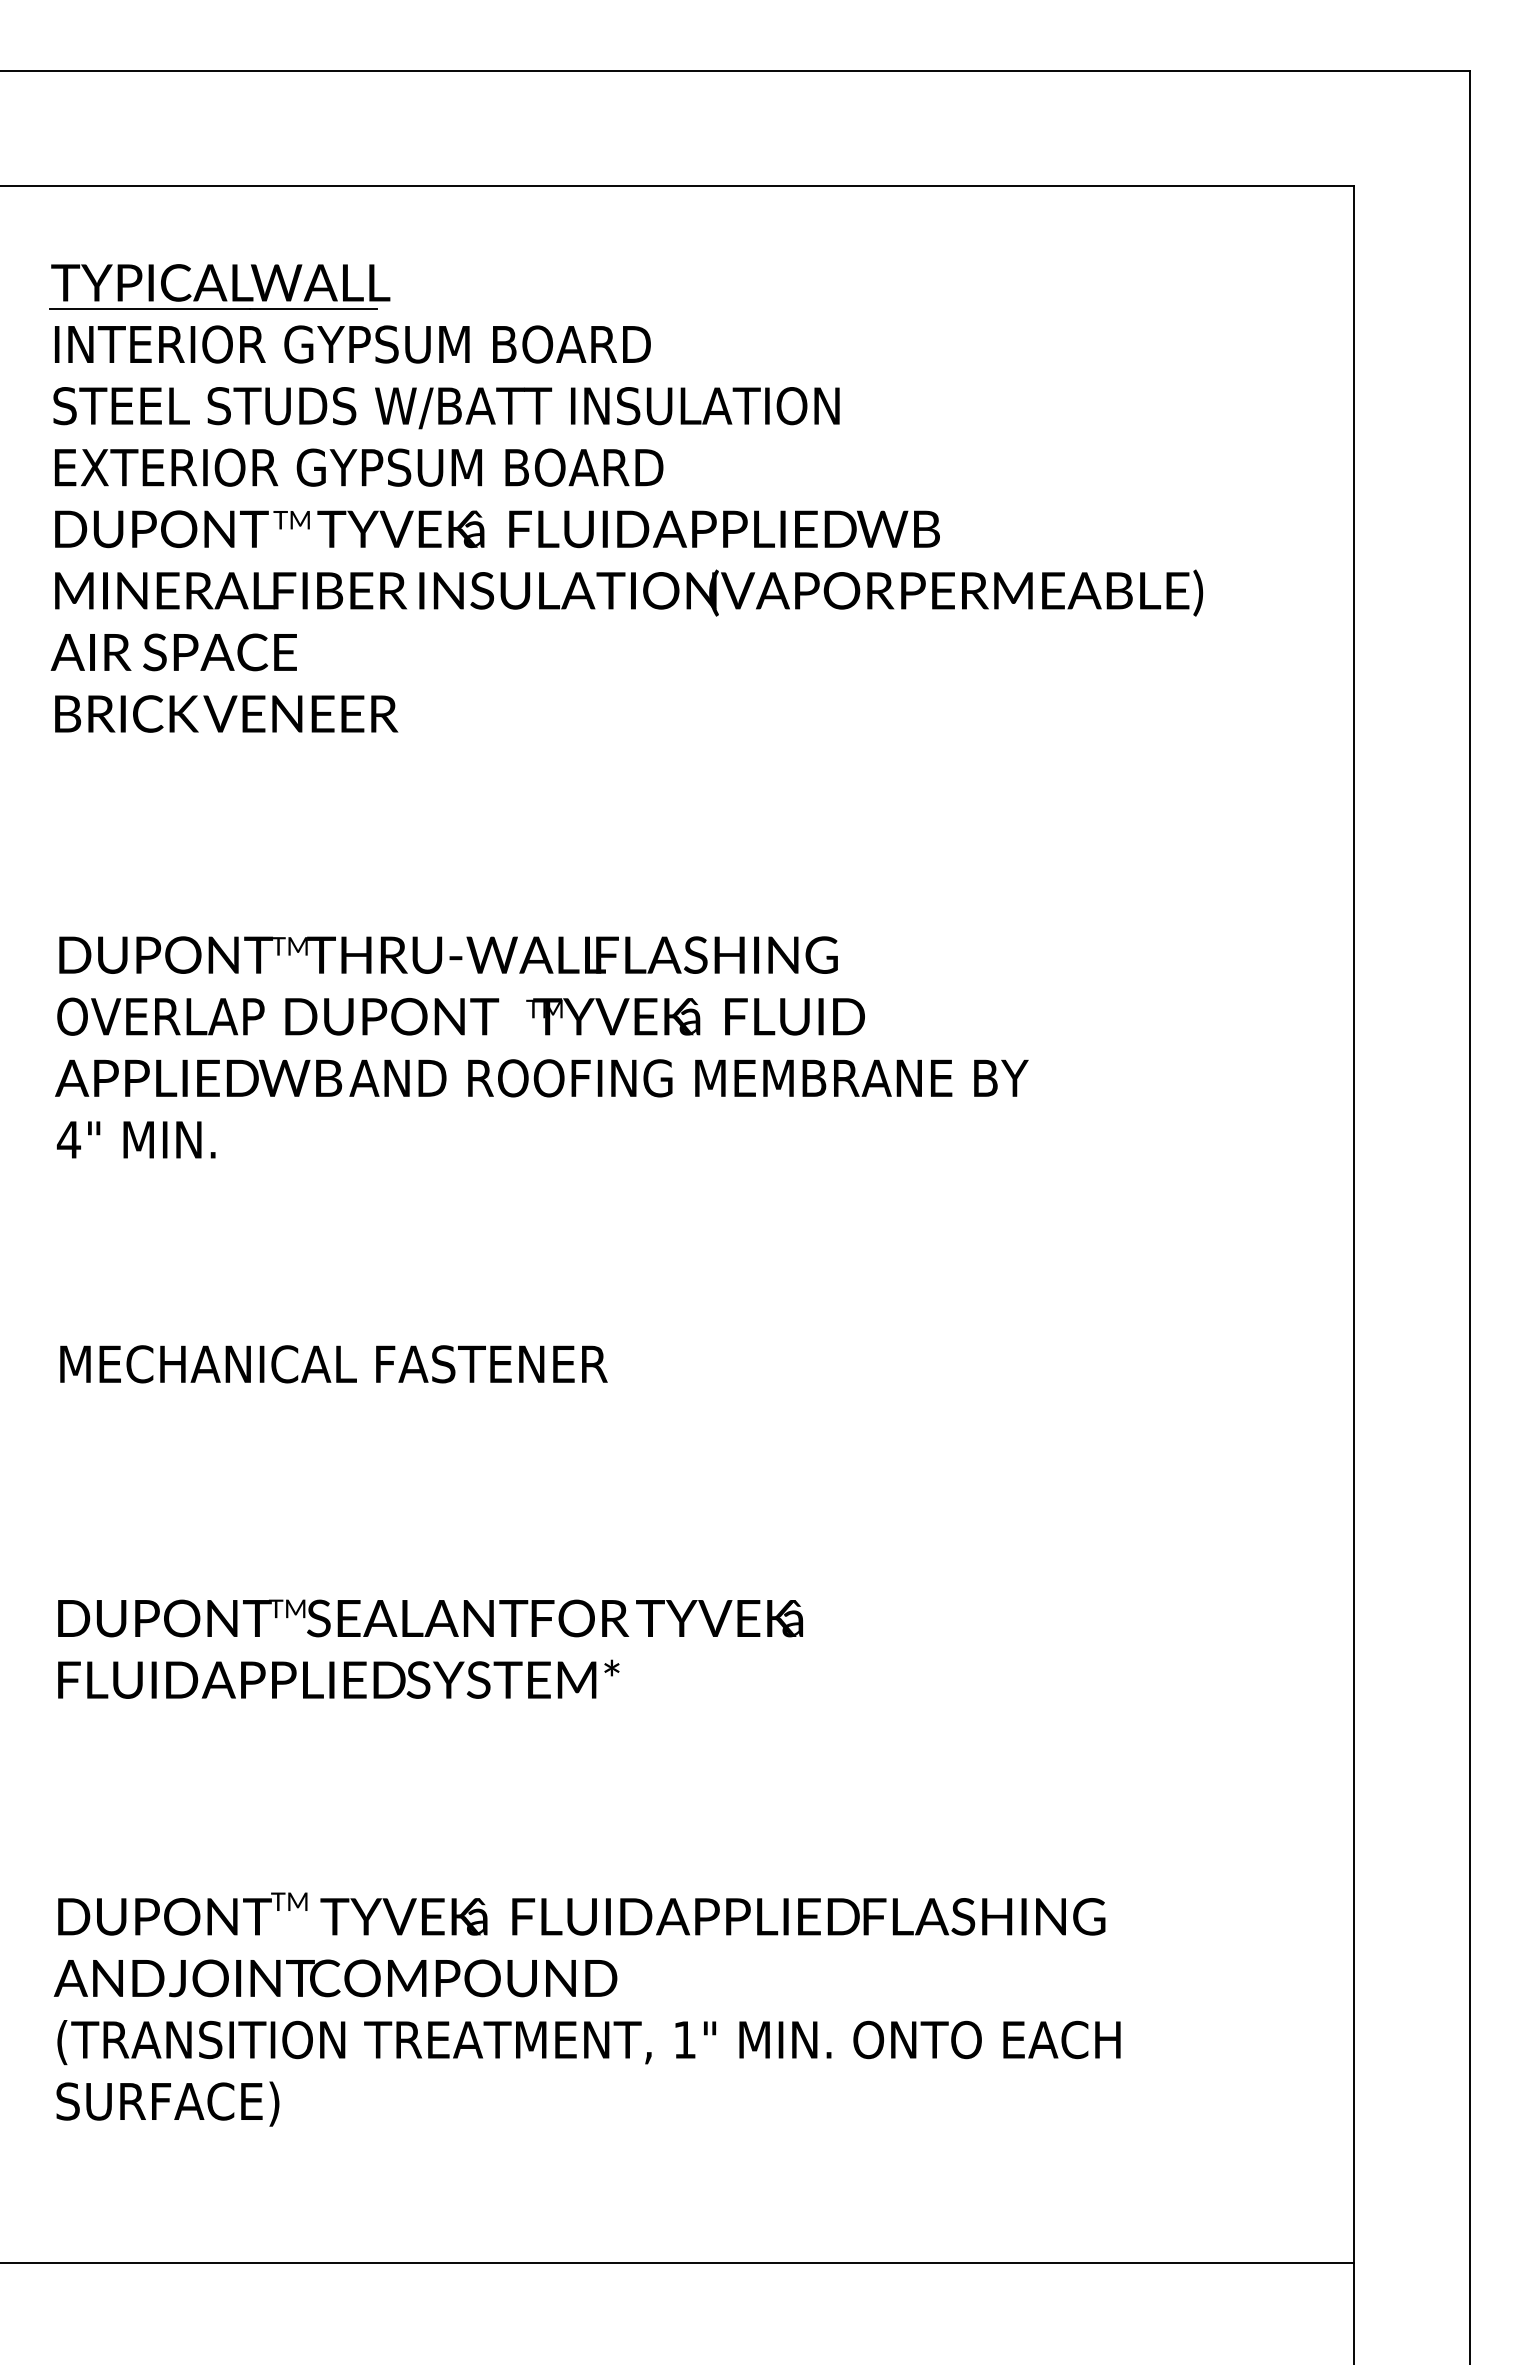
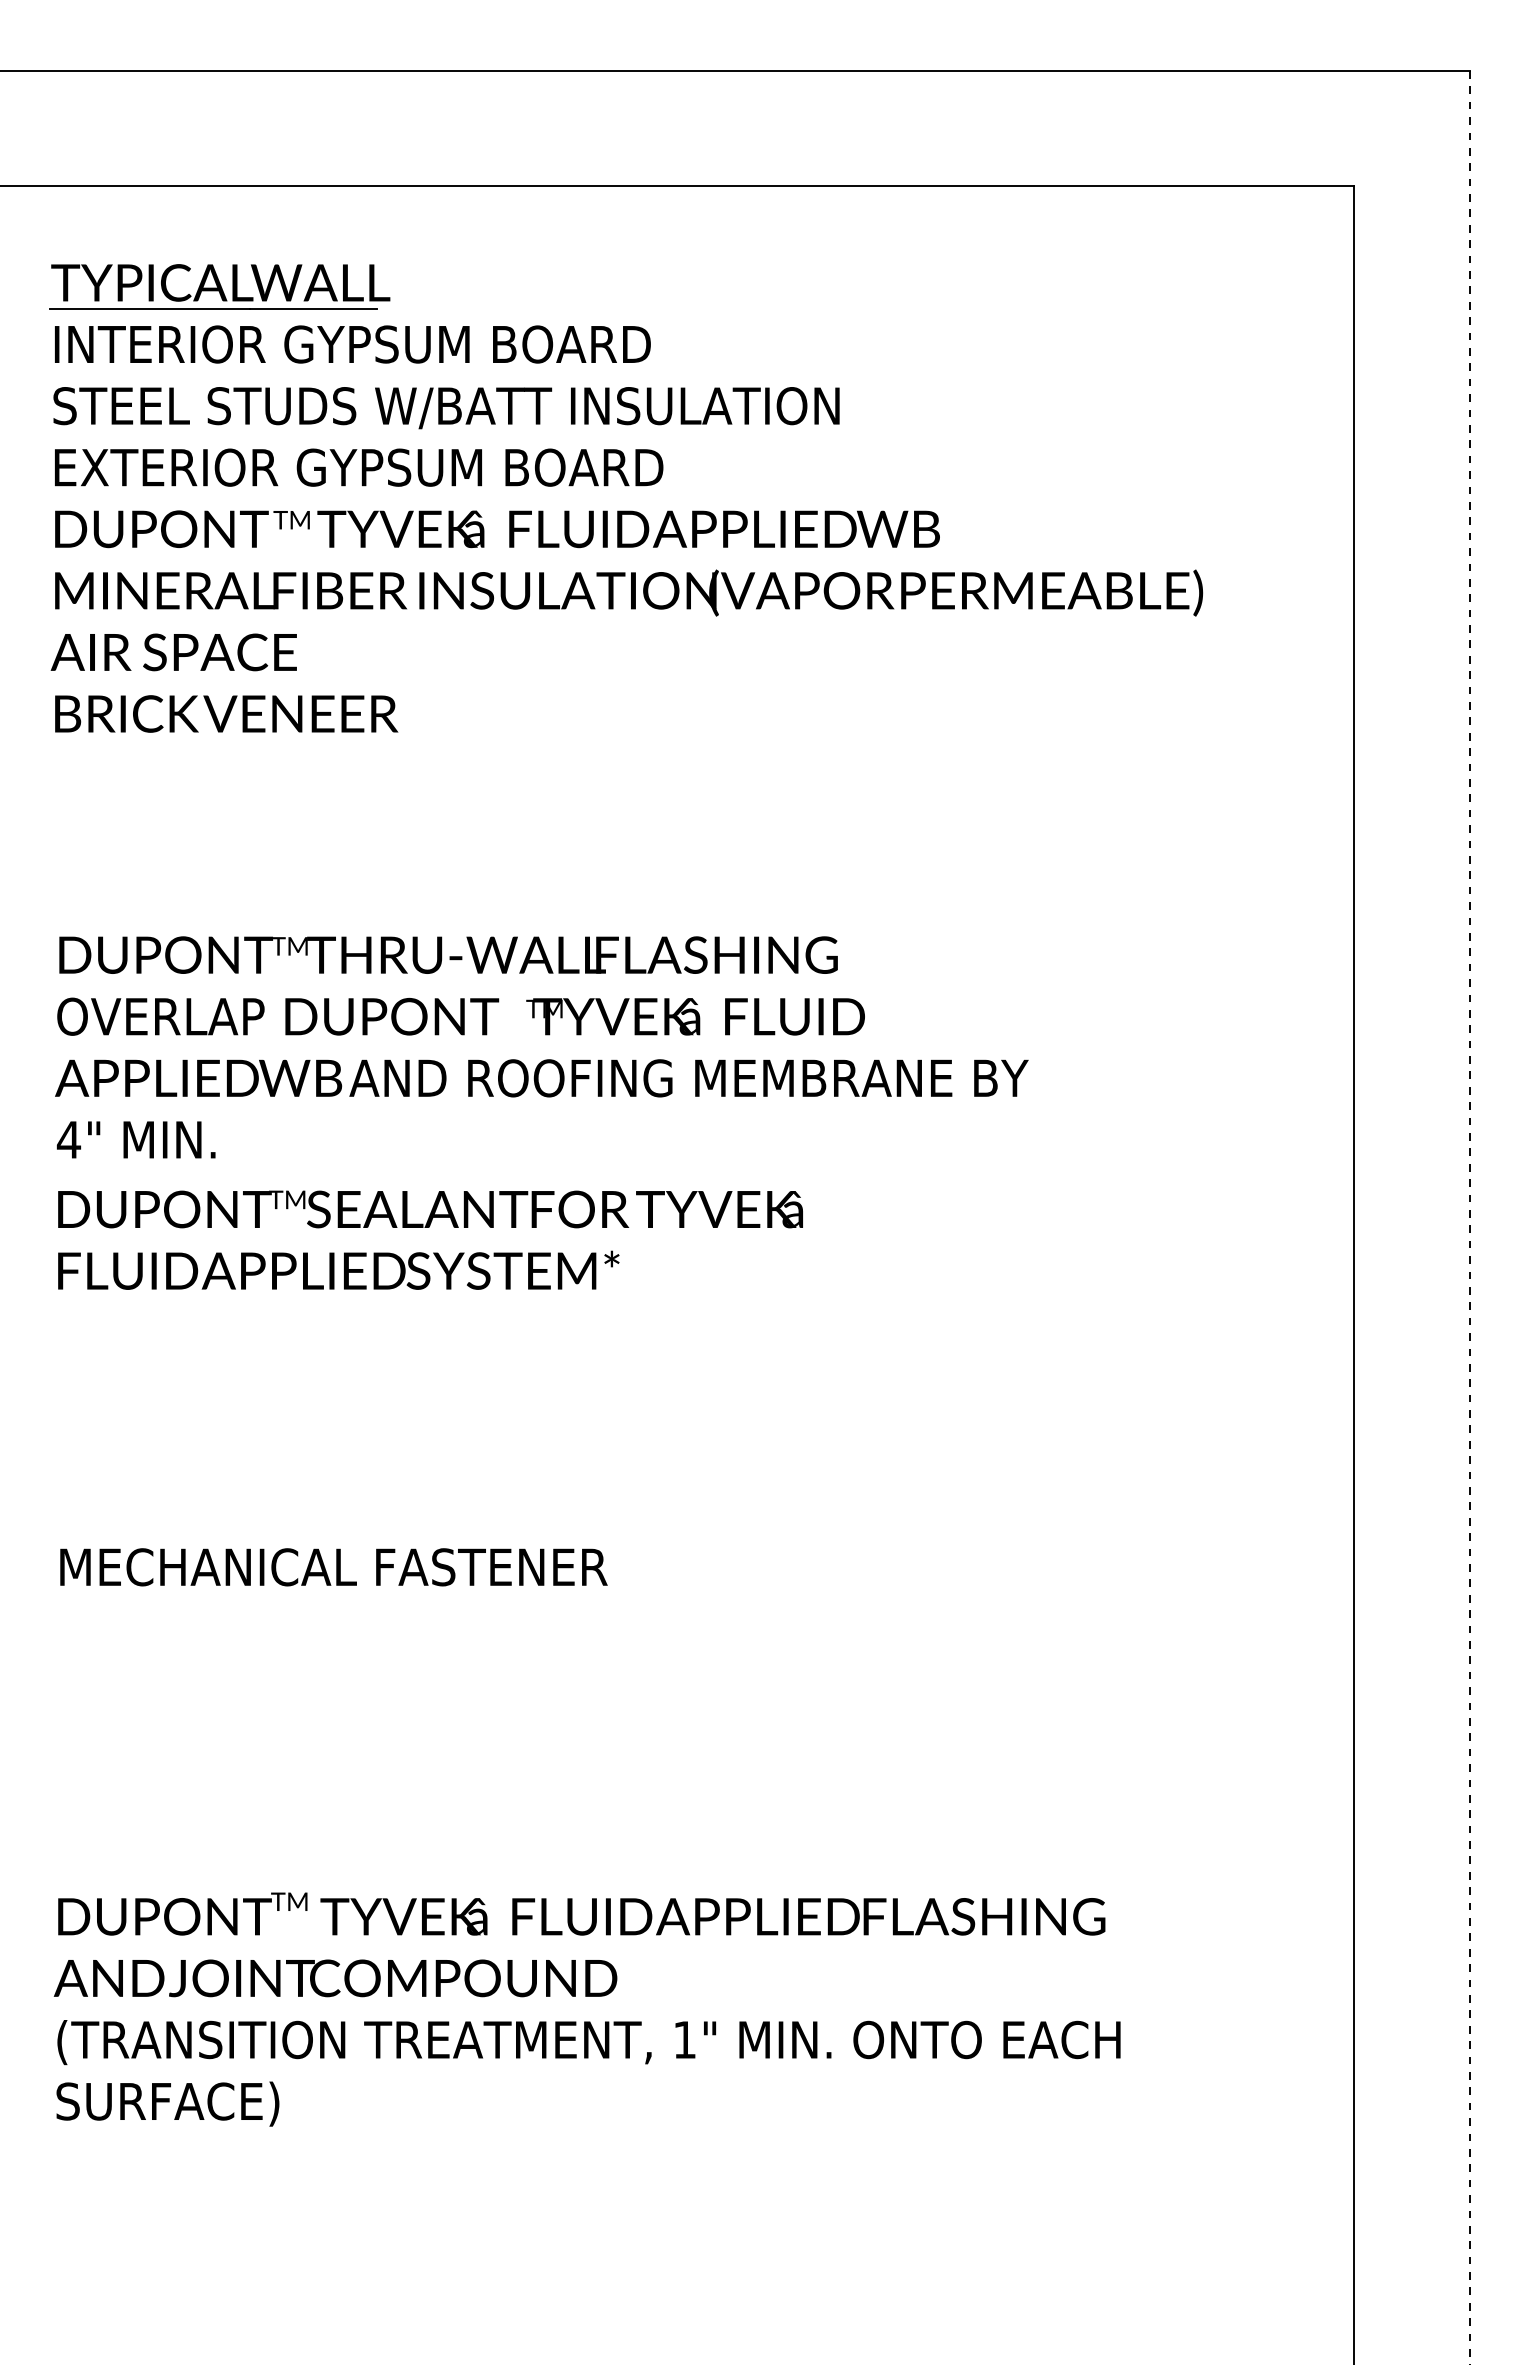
line: solid -> dashed (1469, 1217)
text position: (333, 1364) -> (333, 1567) (333, 1567)
text position: (430, 1648) -> (430, 1239) (430, 1239)
line: present -> none (678, 2263)
